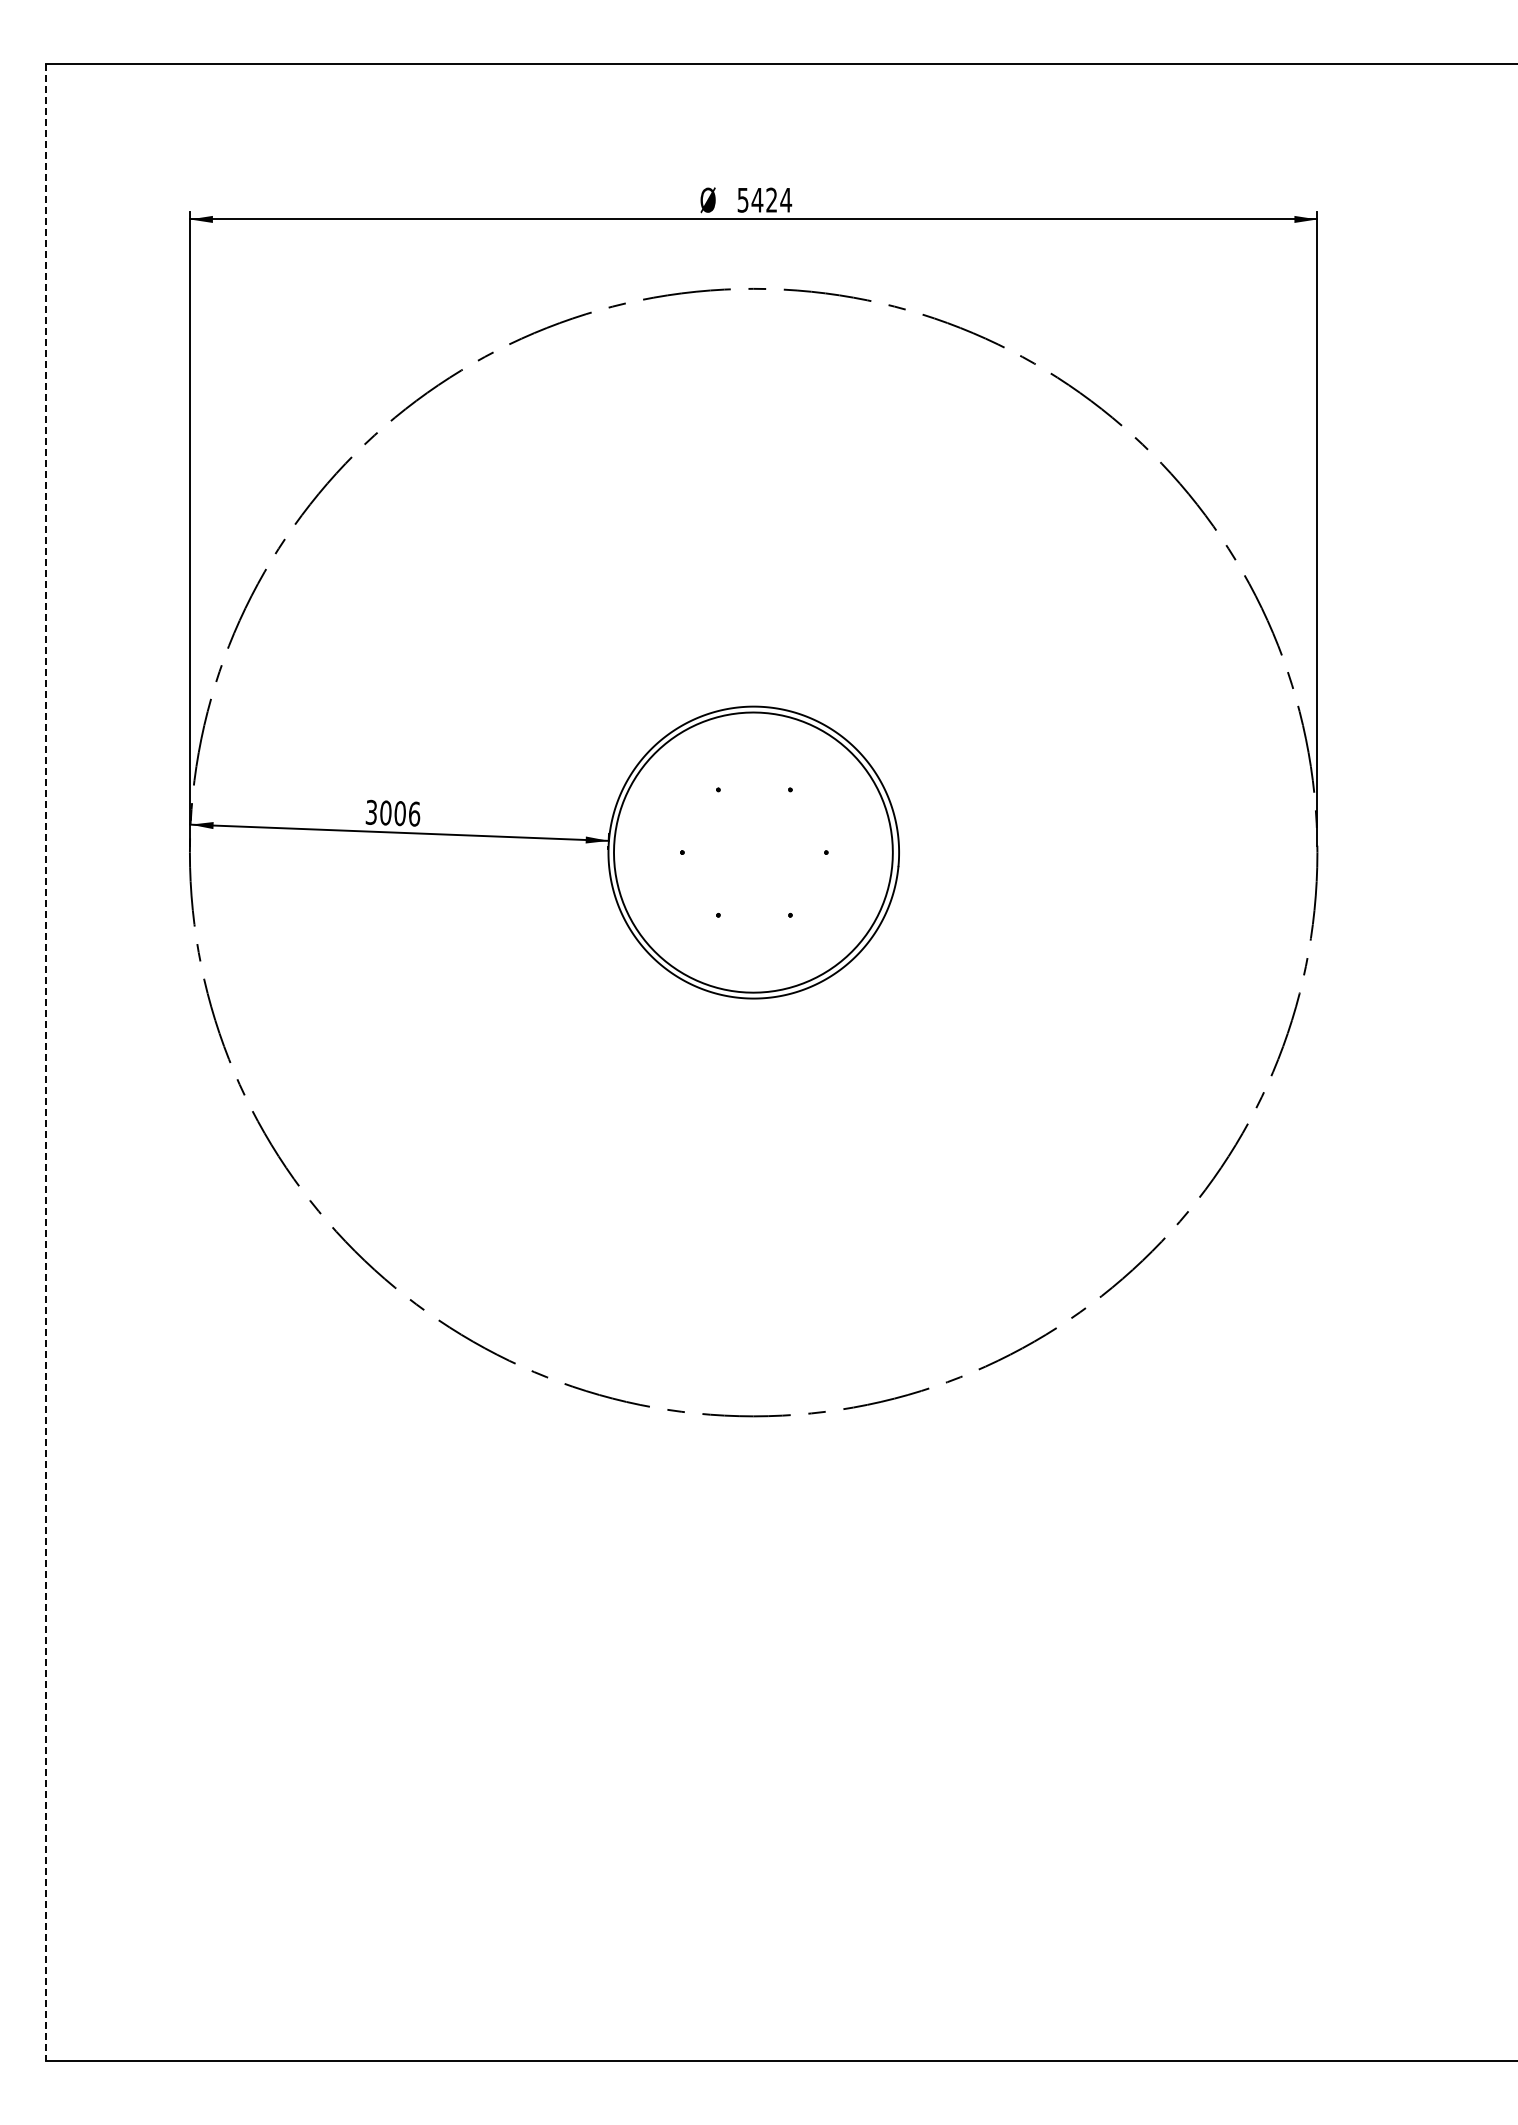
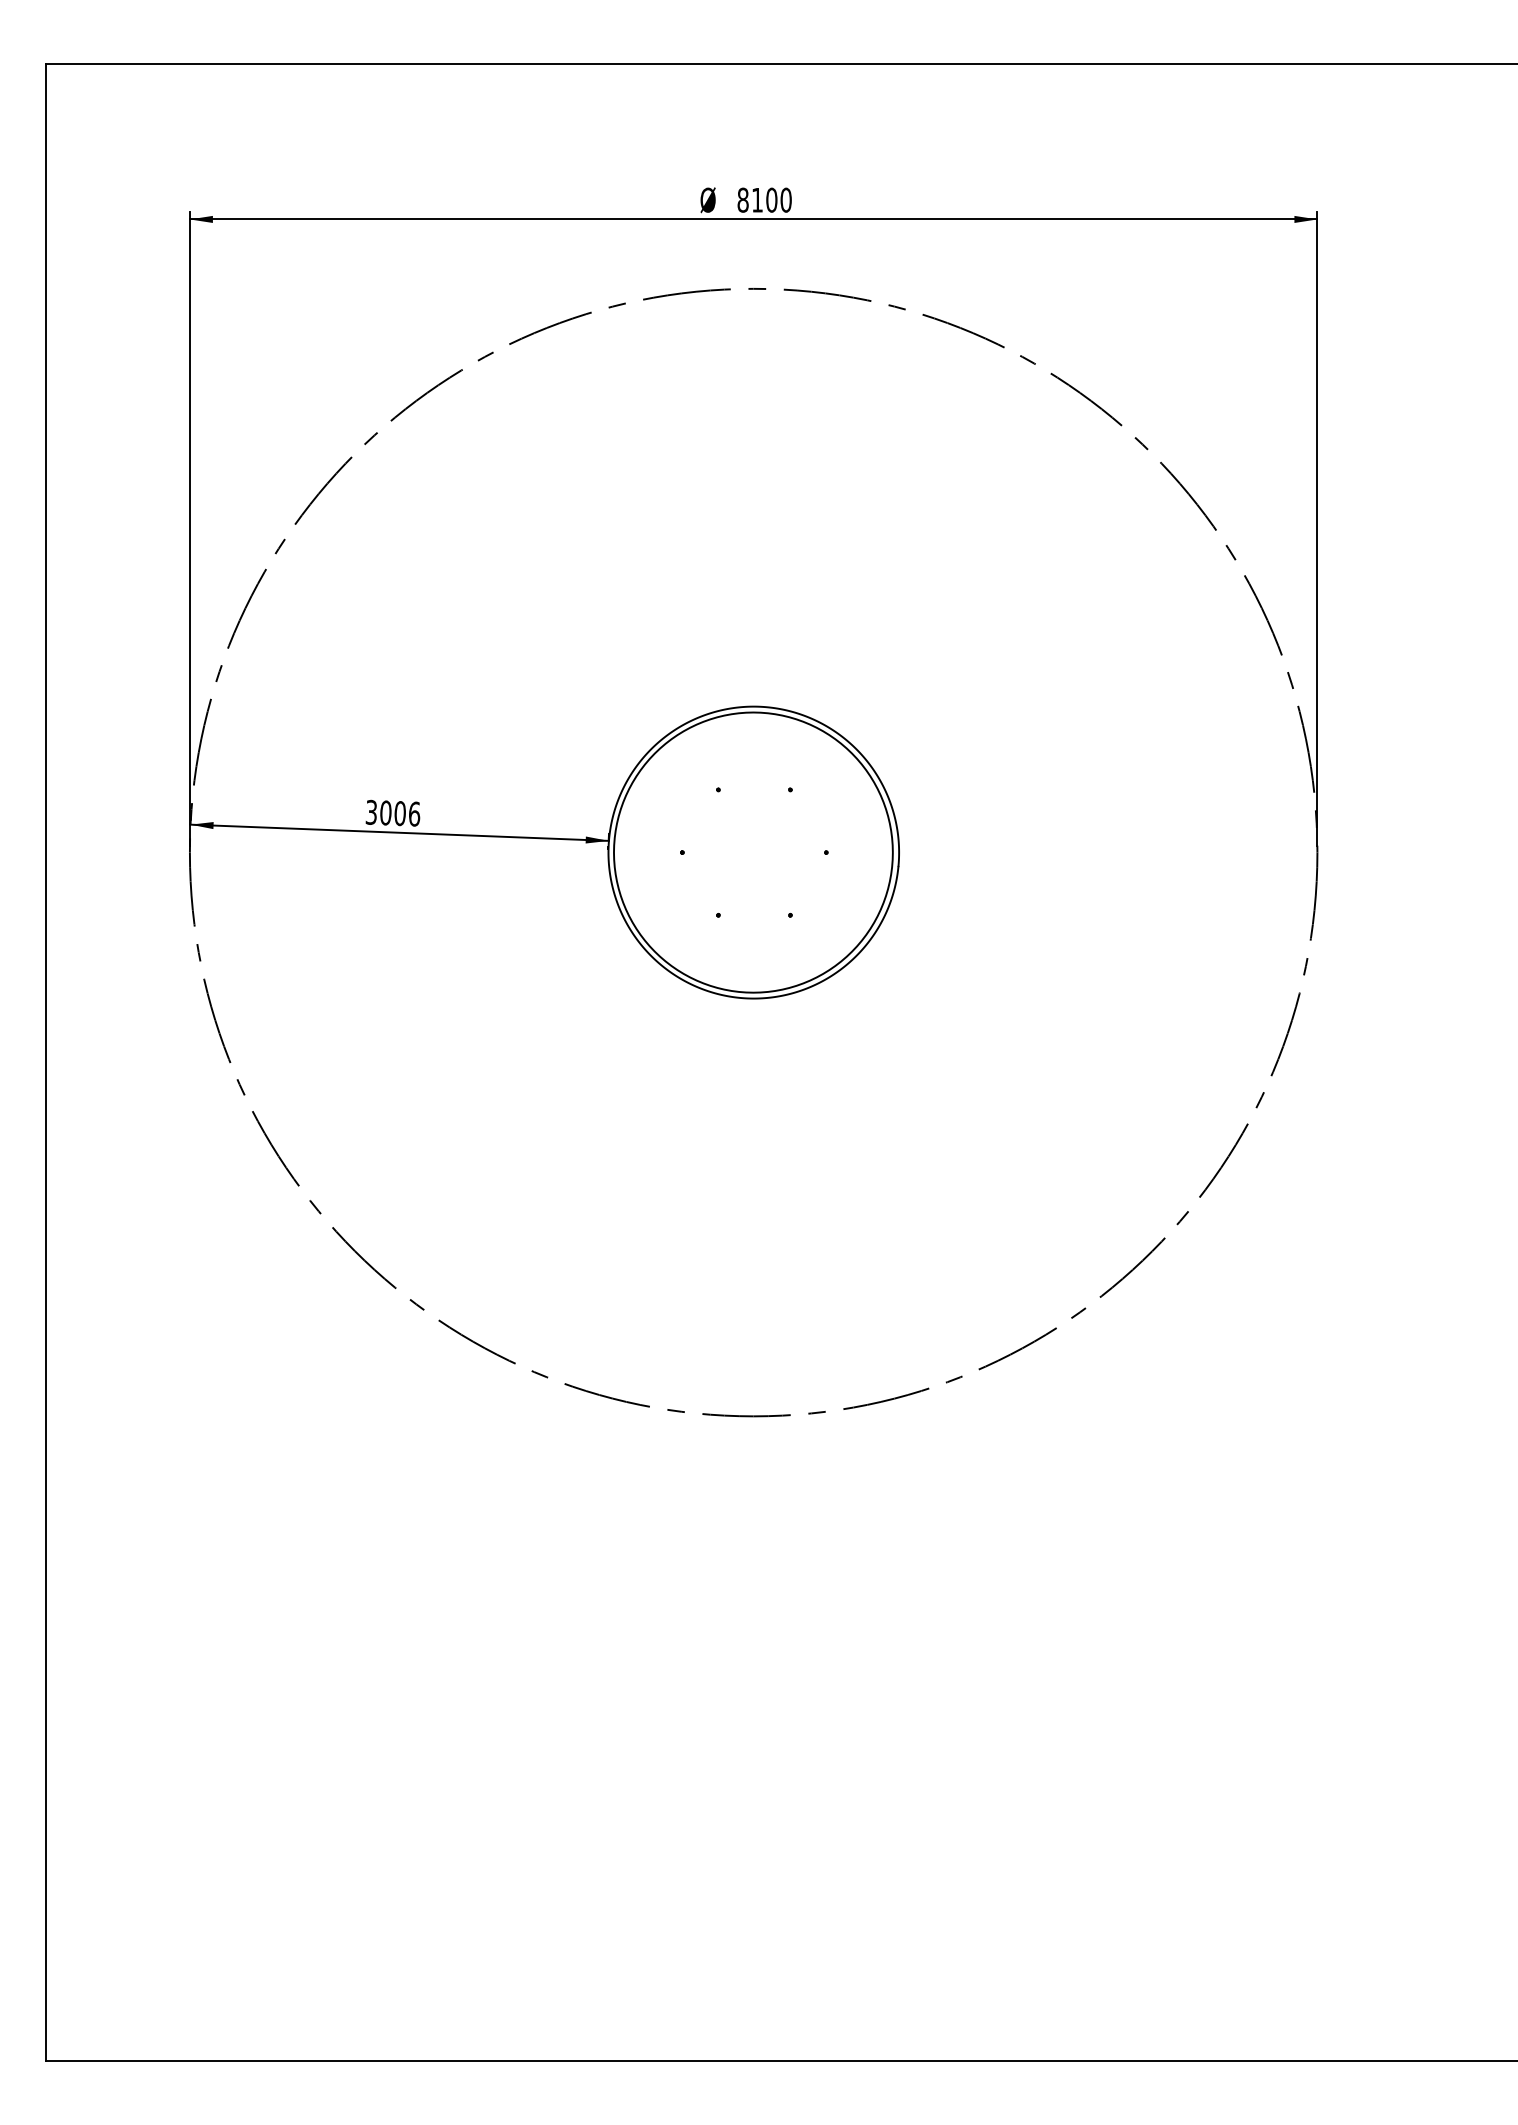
text: 5424 -> 8100 (764, 199)
line: dashed -> solid (45, 1062)
